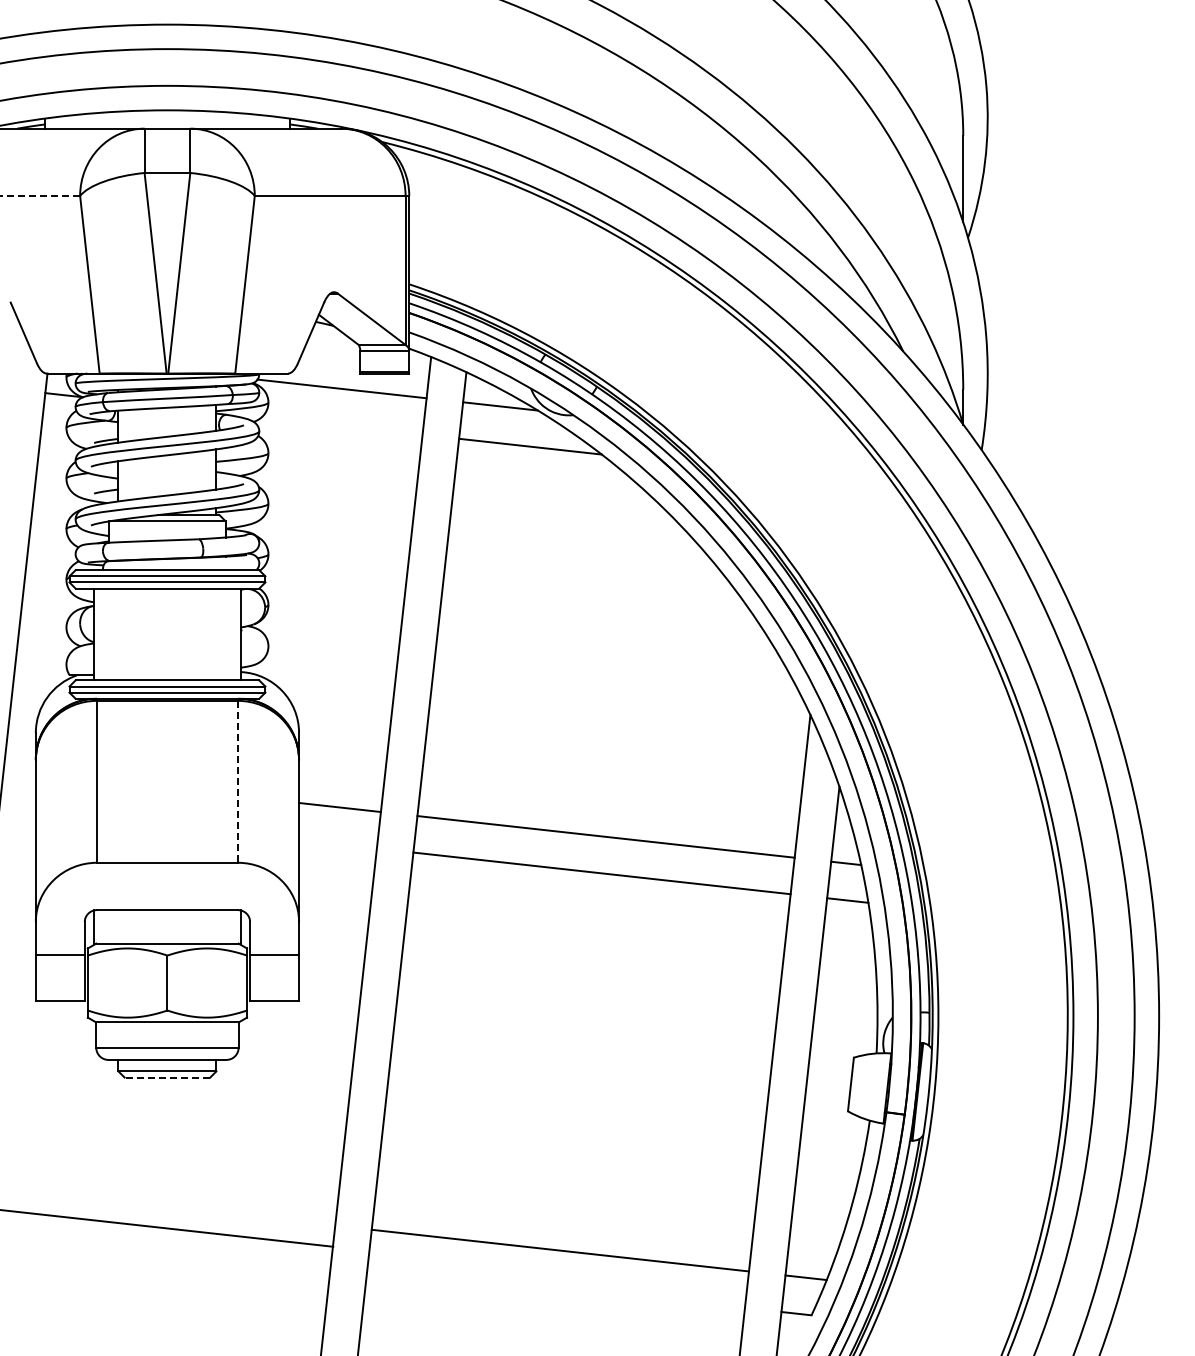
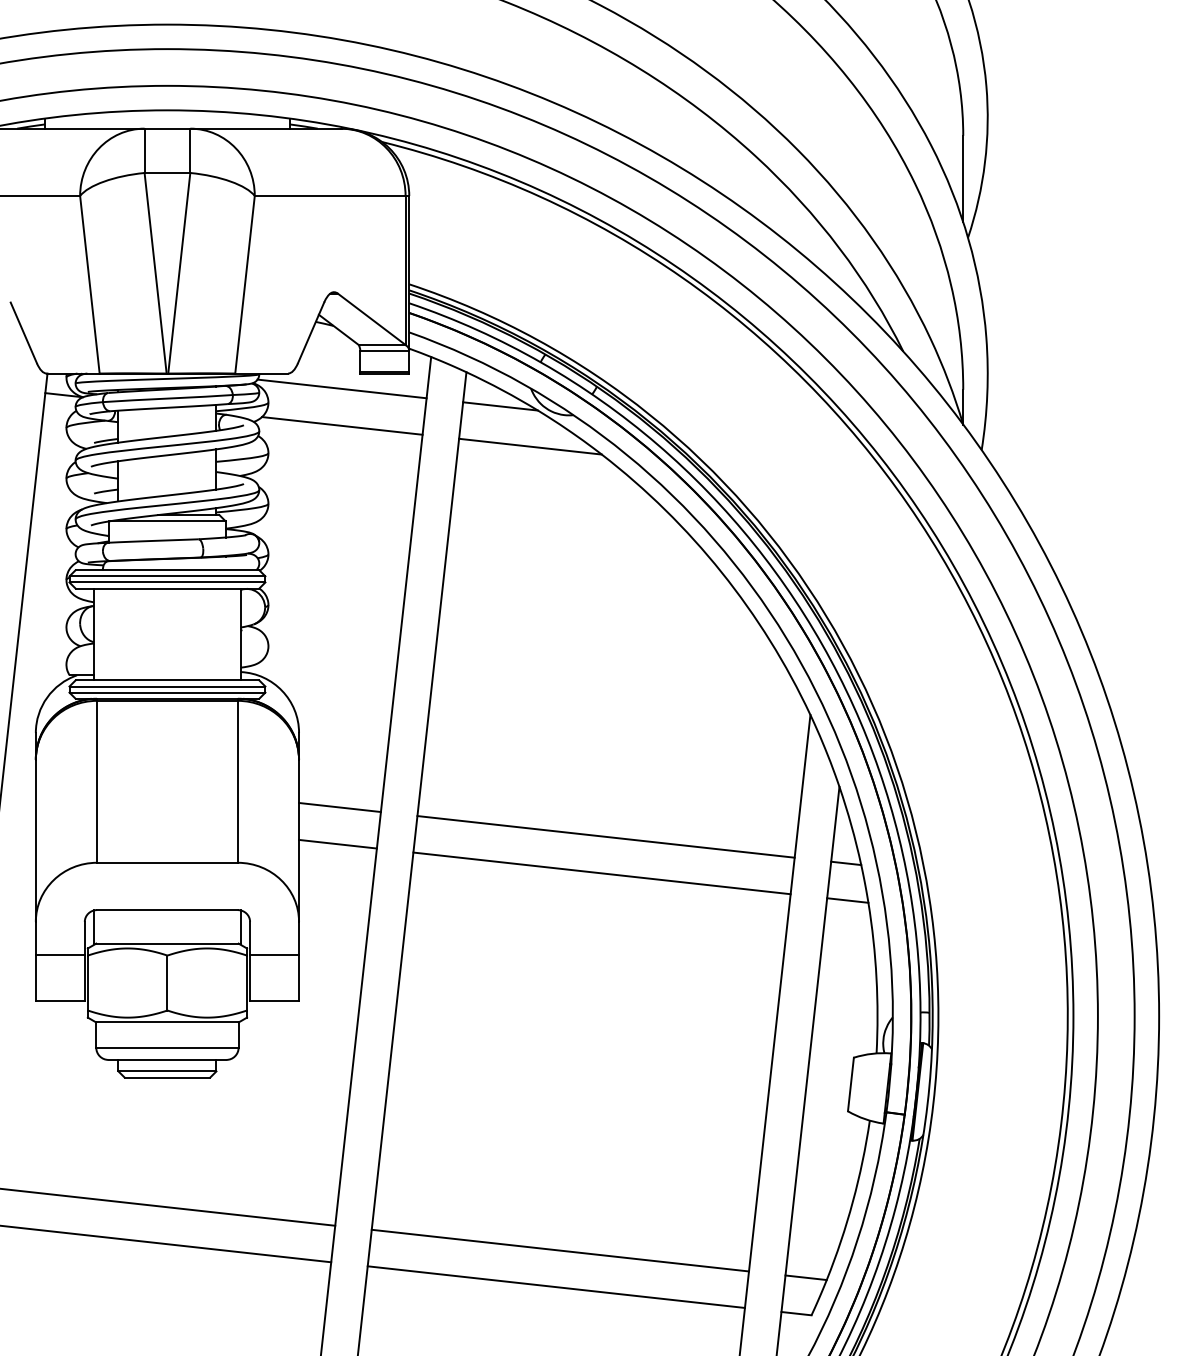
line: dashed -> solid (40, 196)
line: none -> present (342, 425)
line: dashed -> solid (237, 781)
line: none -> present (337, 843)
line: dashed -> solid (167, 1077)
line position: (167, 1228) -> (168, 1207) (168, 1207)
line: none -> present (166, 1244)
line: none -> present (555, 1286)
